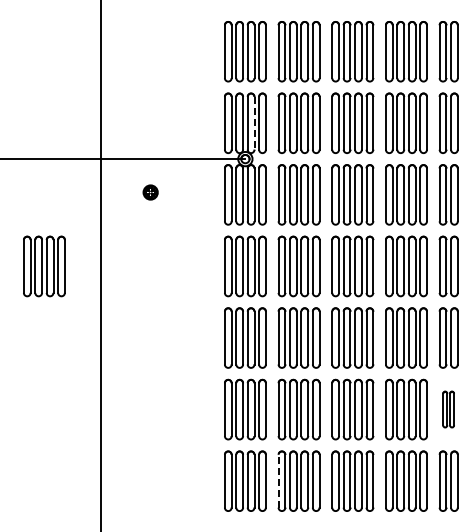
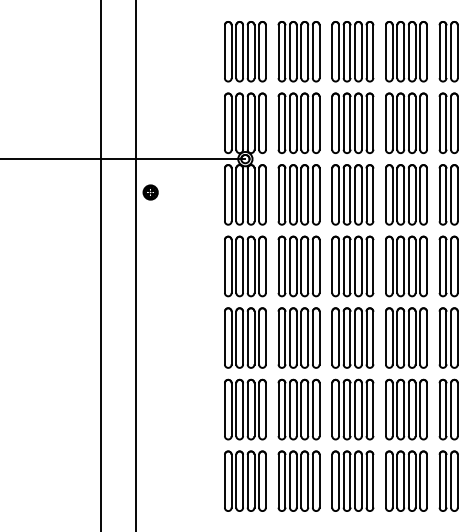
line: dashed -> solid (254, 123)
line: none -> present (136, 265)
part: present -> none (44, 266)
part size: 13x39 px -> 21x63 px (448, 409)
line: dashed -> solid (278, 480)
